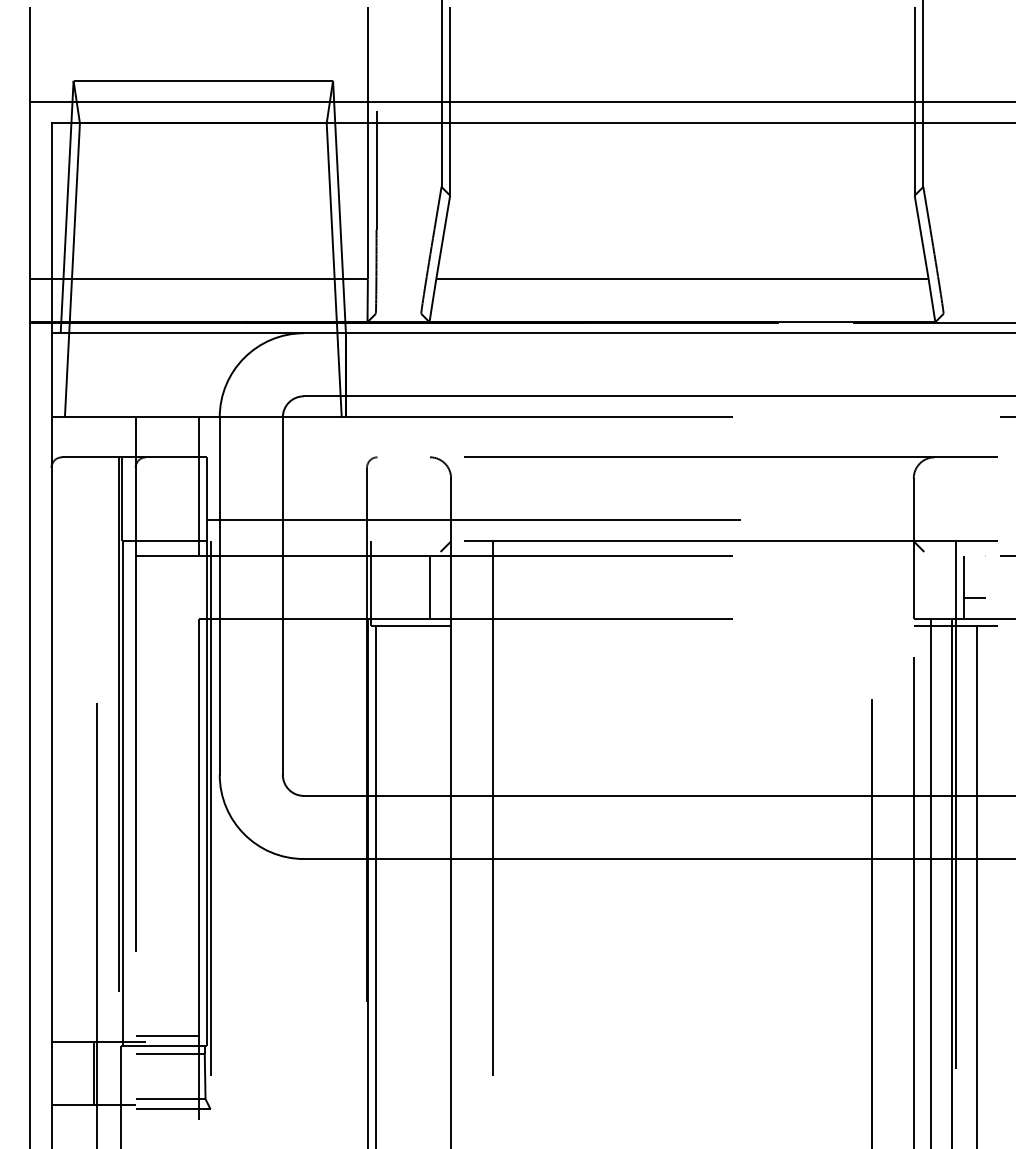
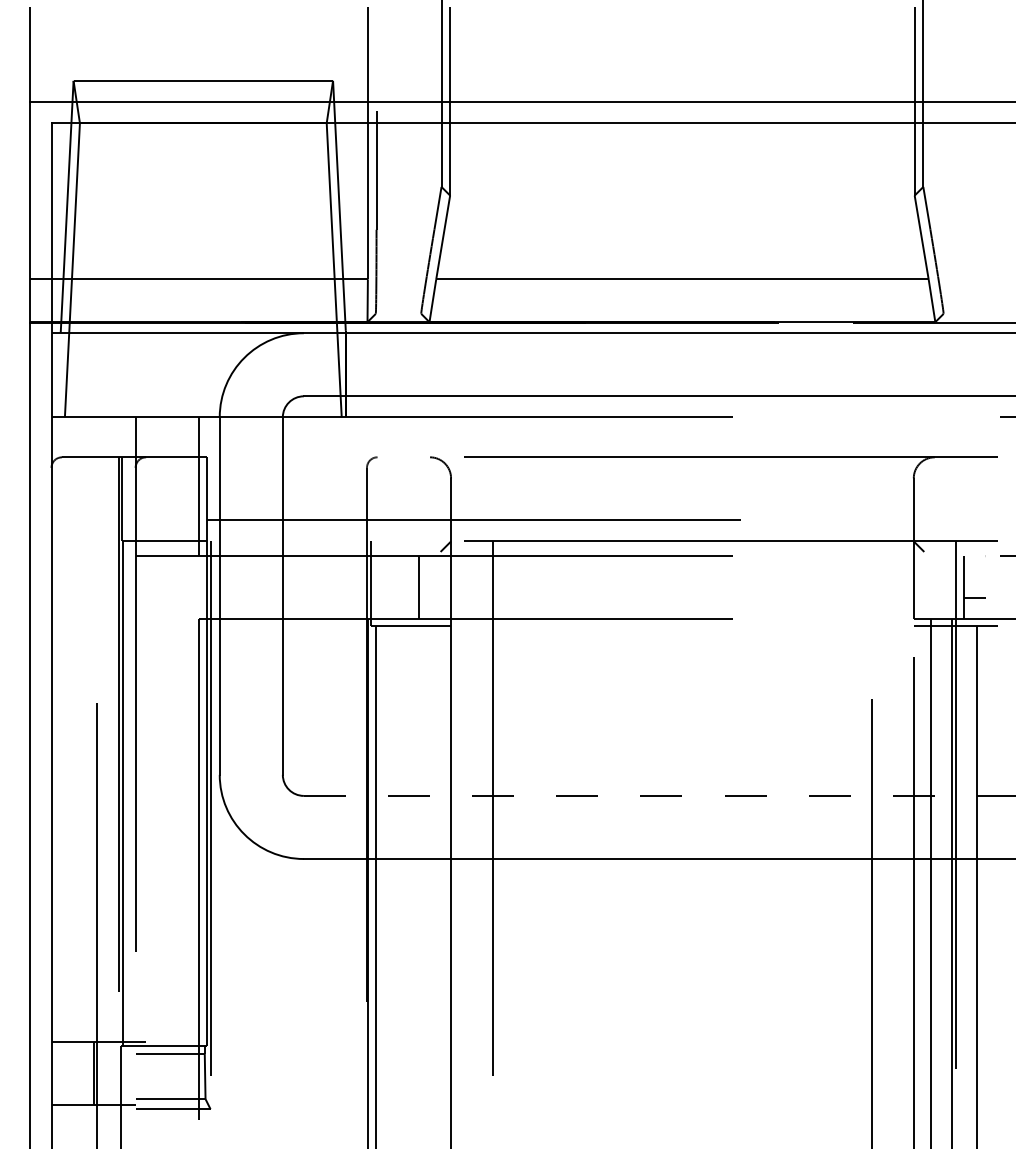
line position: (430, 587) -> (419, 587) (419, 587)
line: solid -> dashed (659, 795)
line: present -> none (166, 1035)
